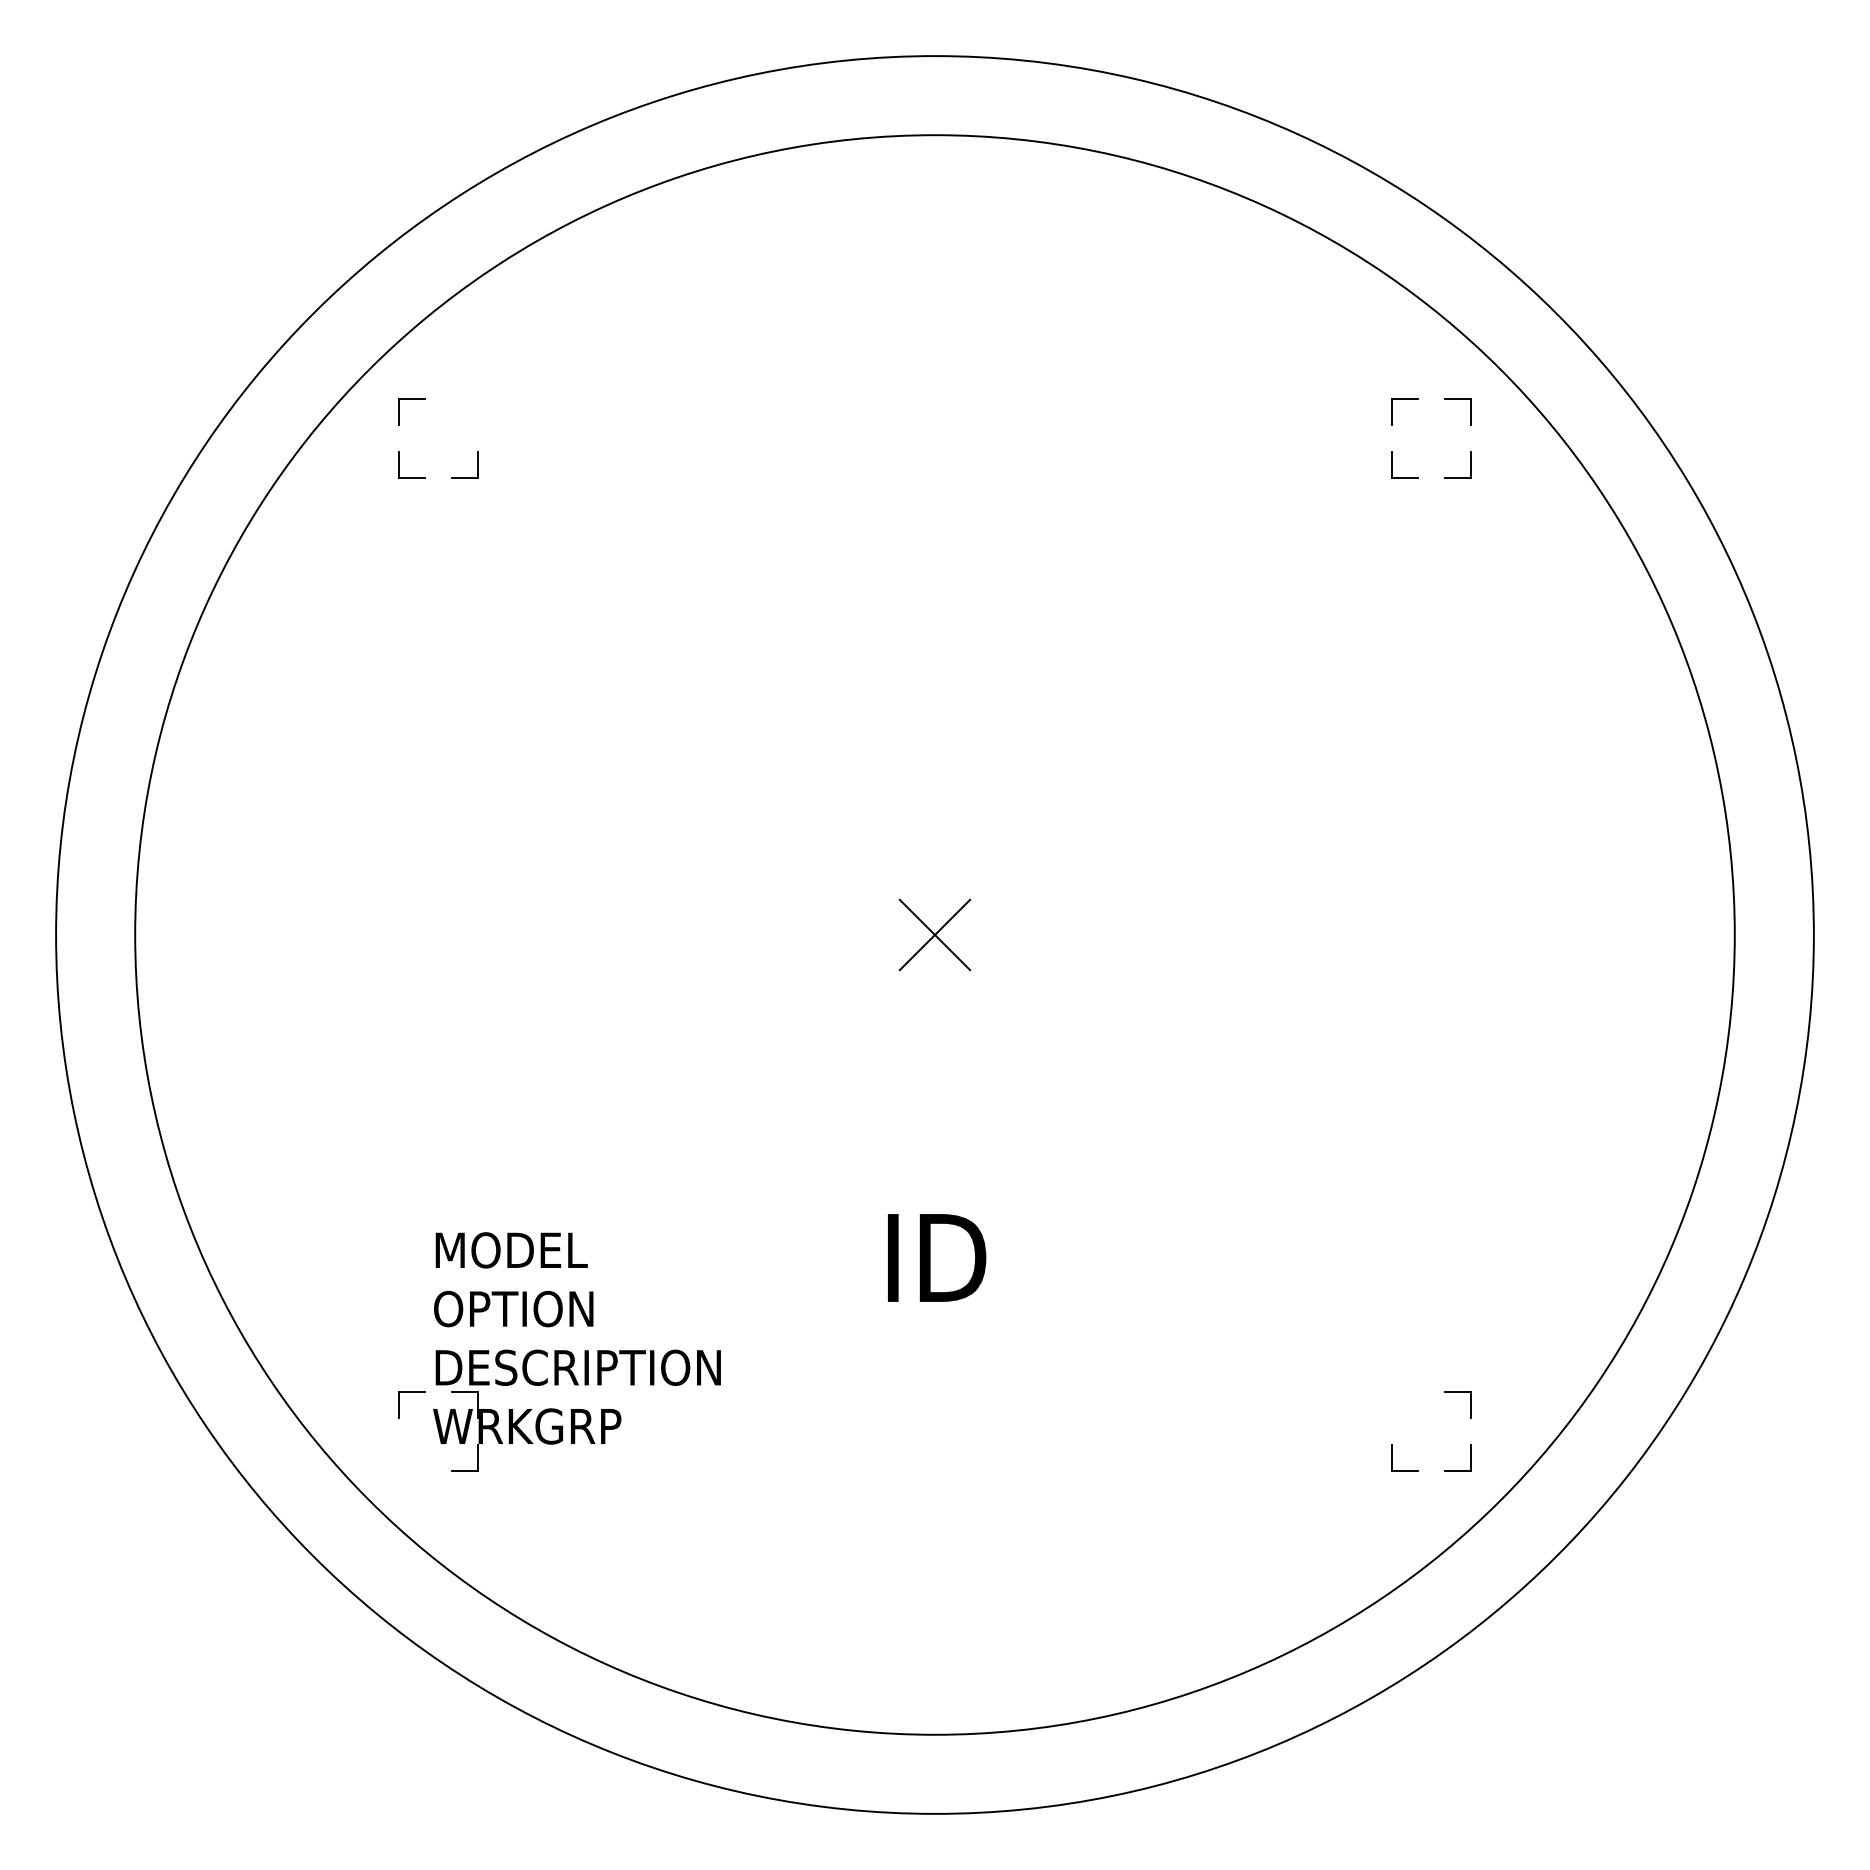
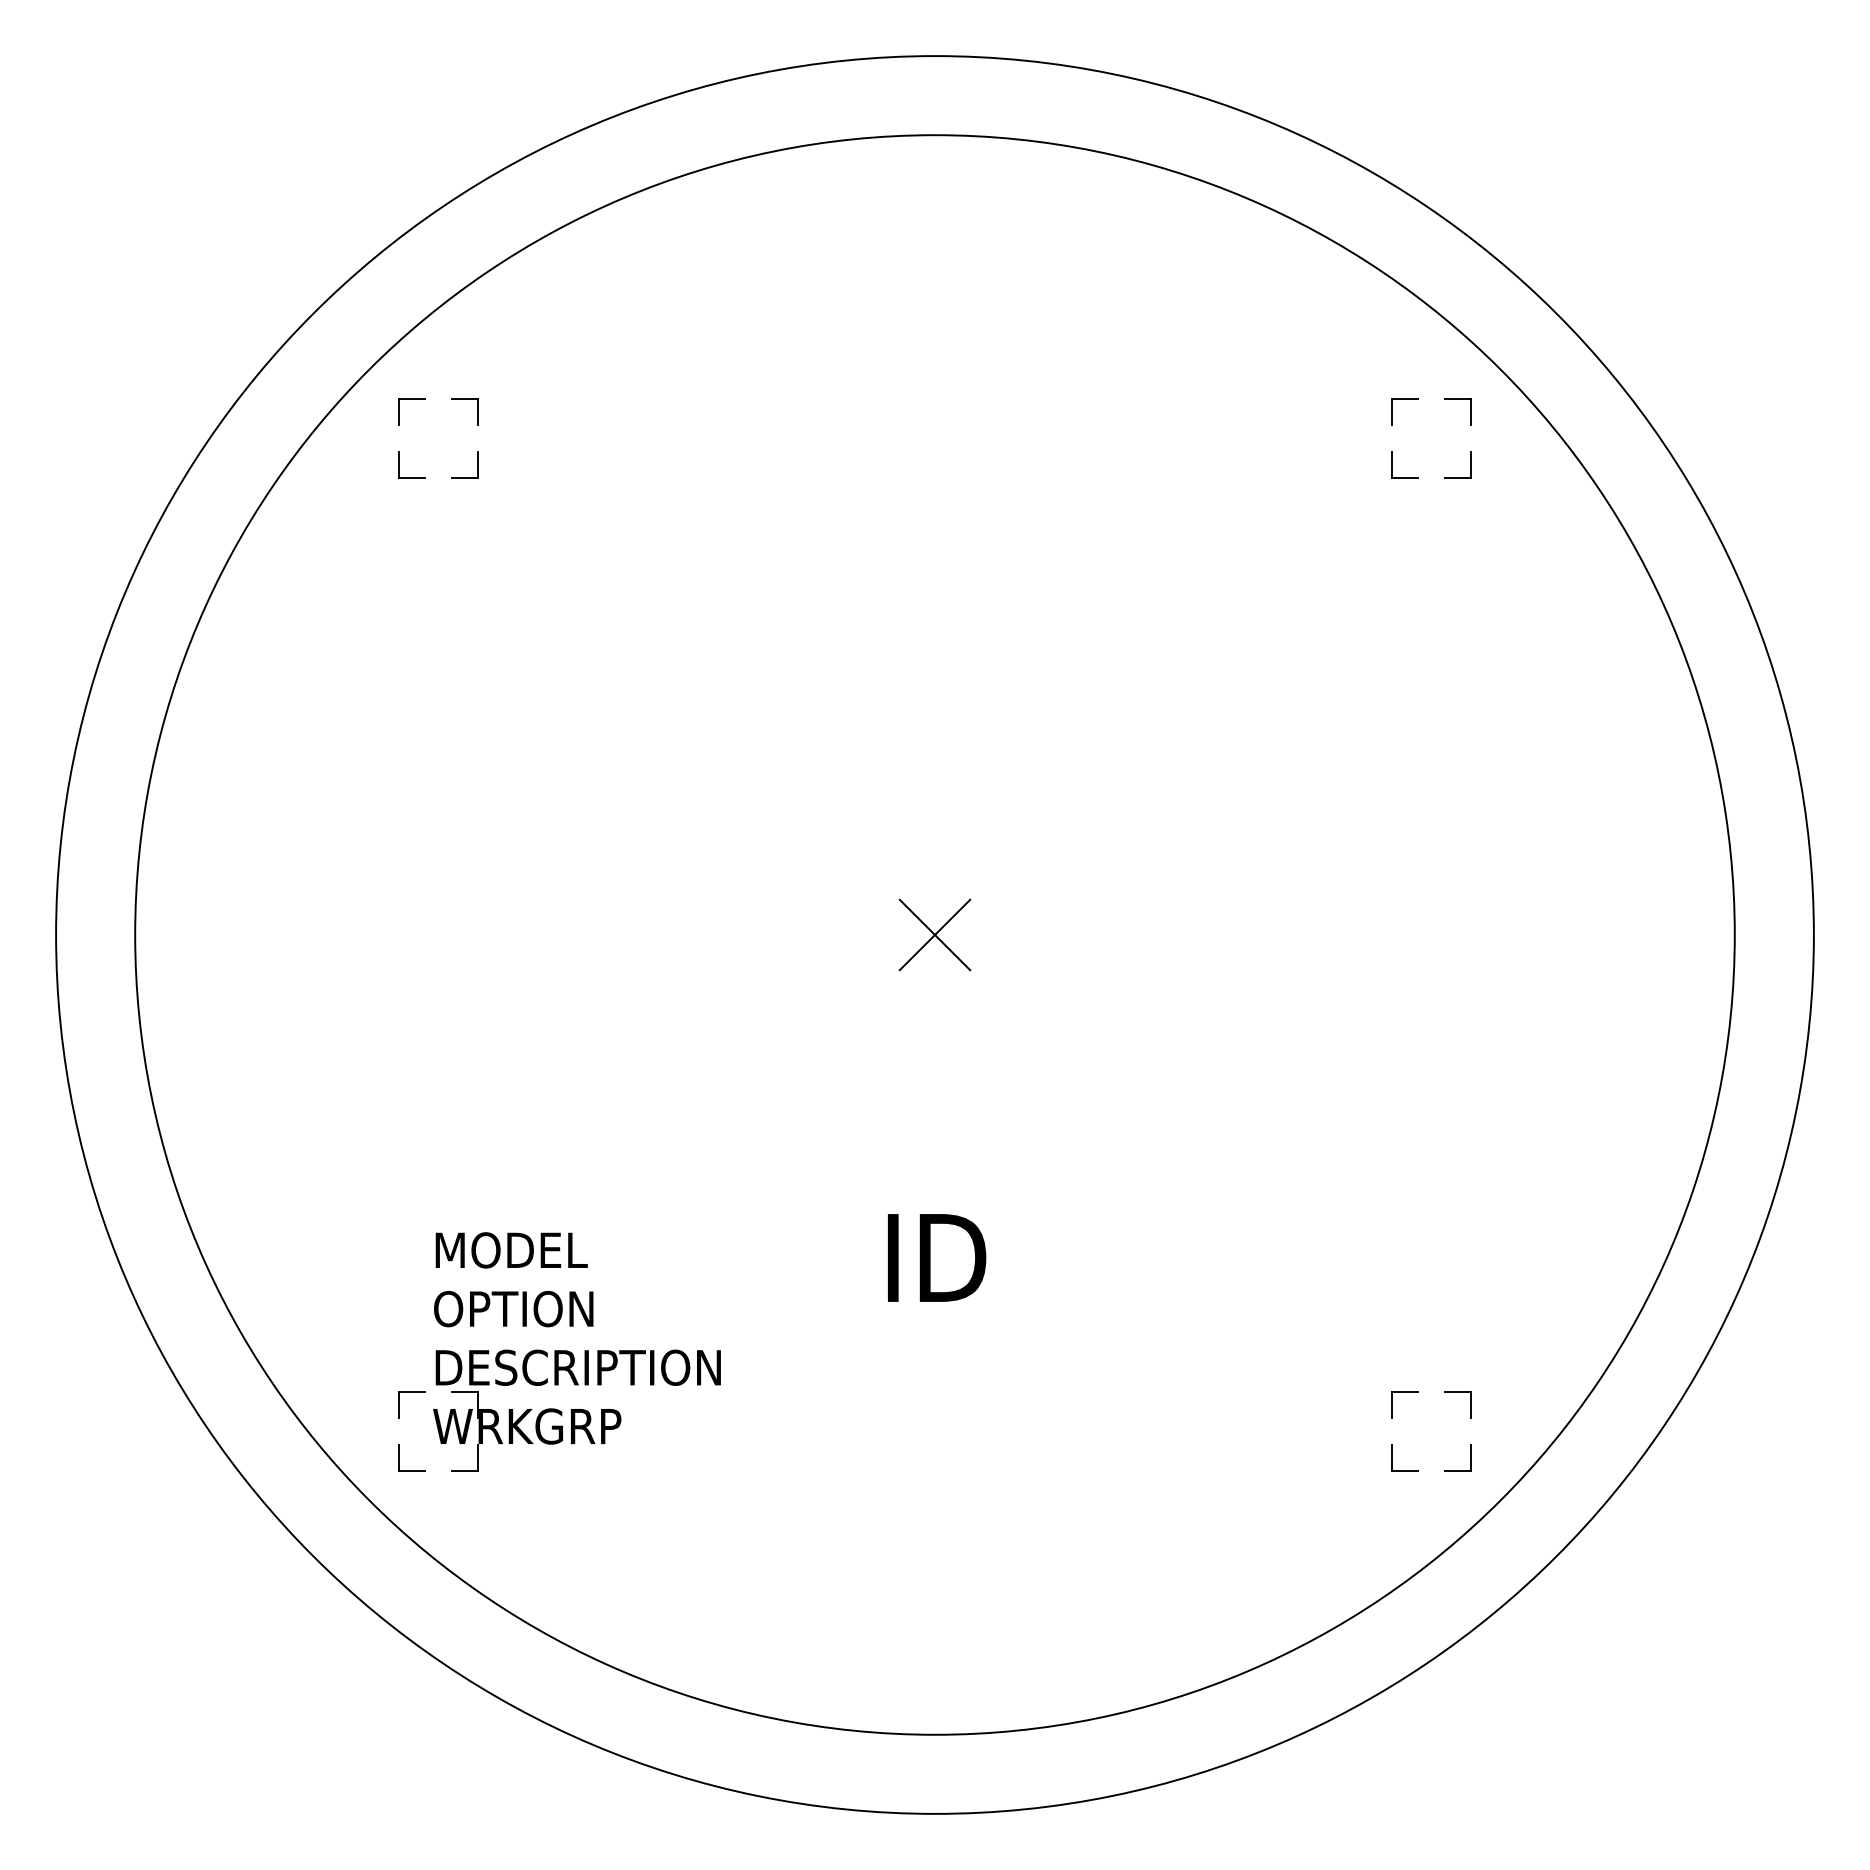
part: none -> present (464, 399)
part: none -> present (1404, 1392)
part: none -> present (399, 1457)
